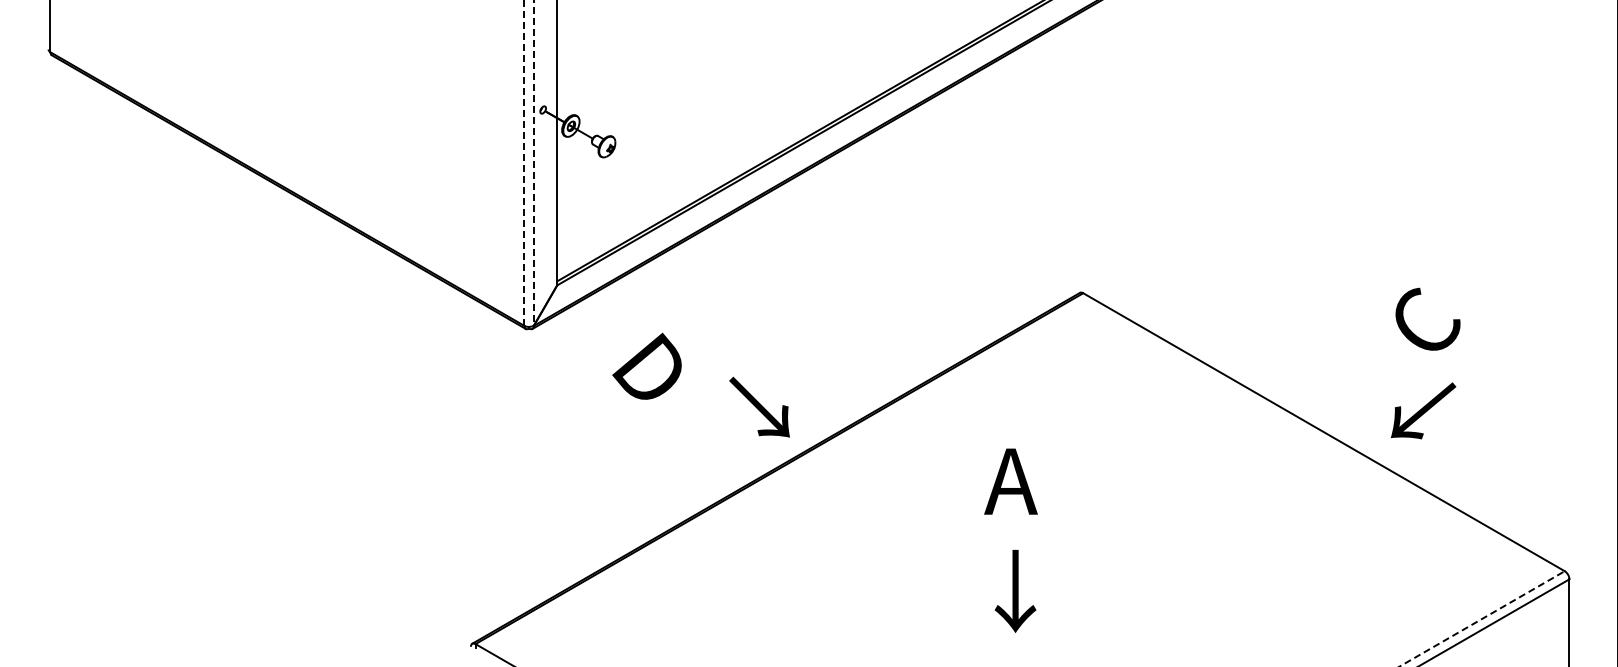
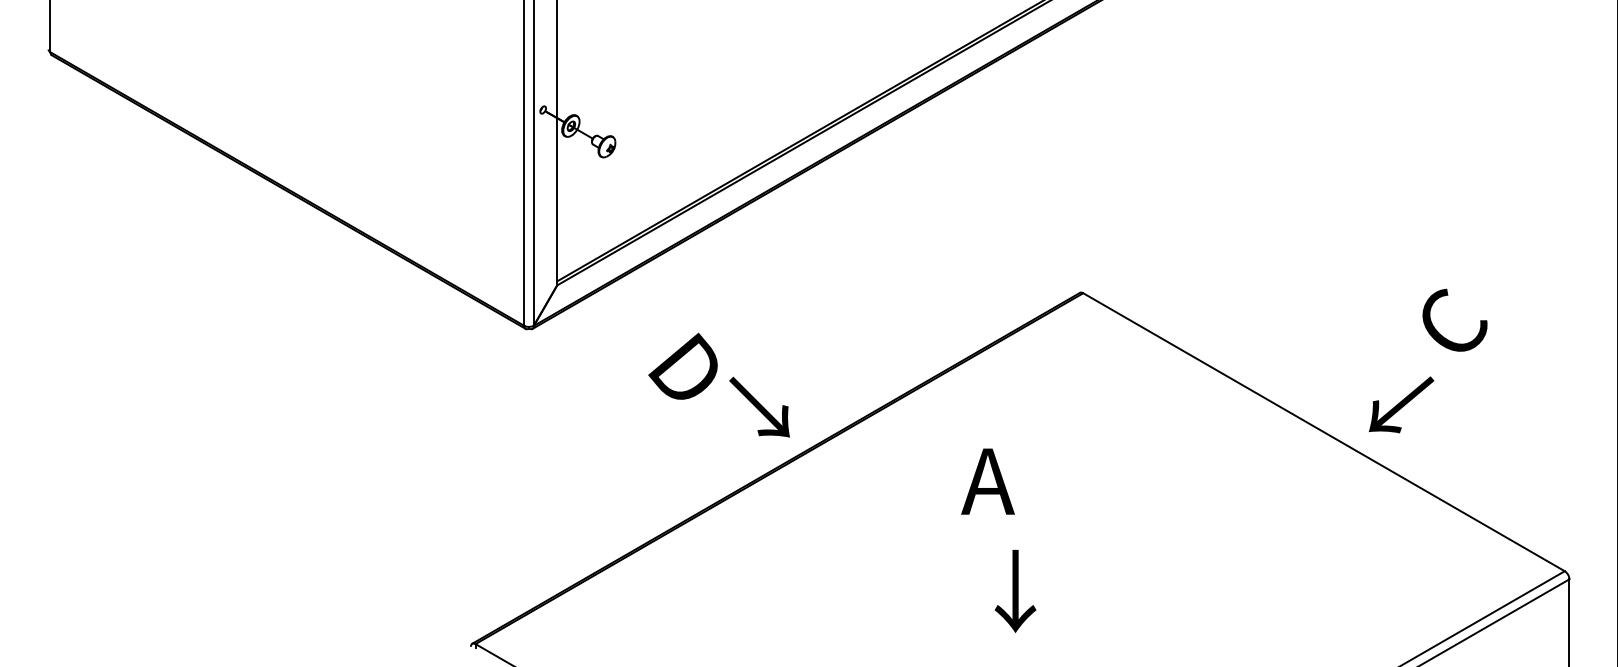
line: dashed -> solid (524, 162)
line: dashed -> solid (533, 163)
text position: (1427, 318) -> (1454, 319) (1454, 319)
text position: (646, 365) -> (682, 365) (682, 365)
text position: (1423, 410) -> (1401, 404) (1401, 404)
text position: (1010, 481) -> (987, 481) (987, 481)
line: dashed -> solid (1482, 618)
